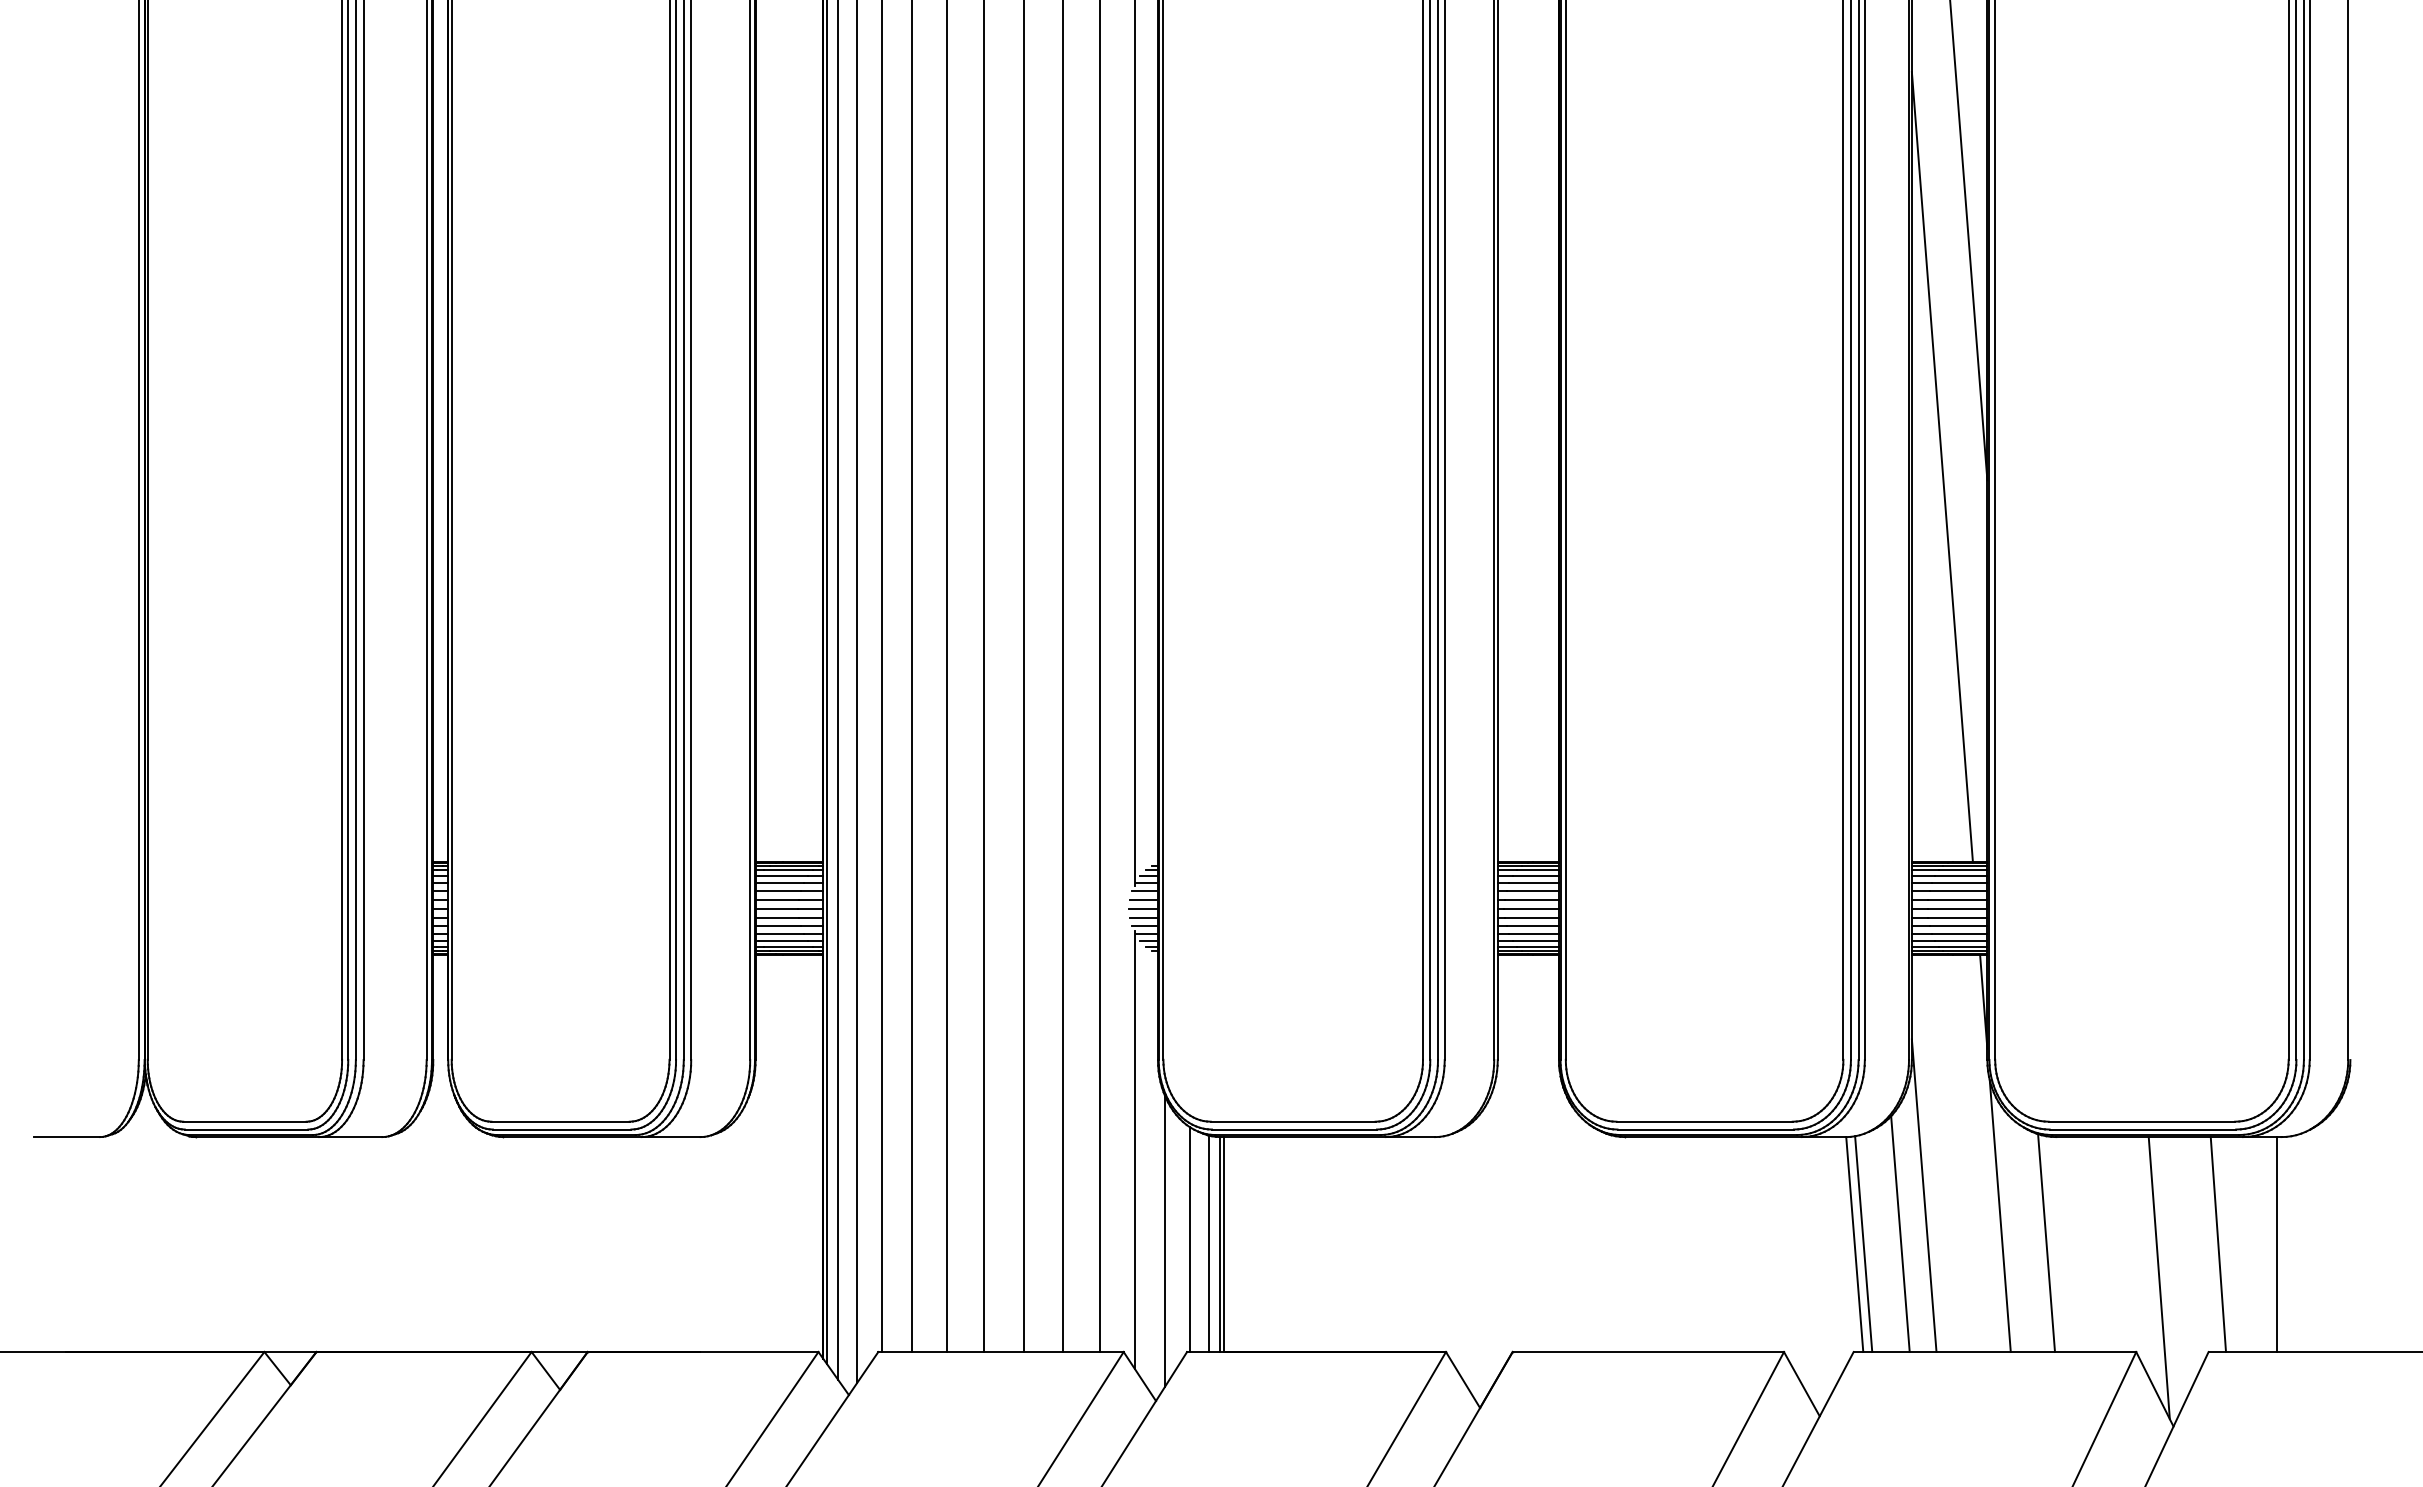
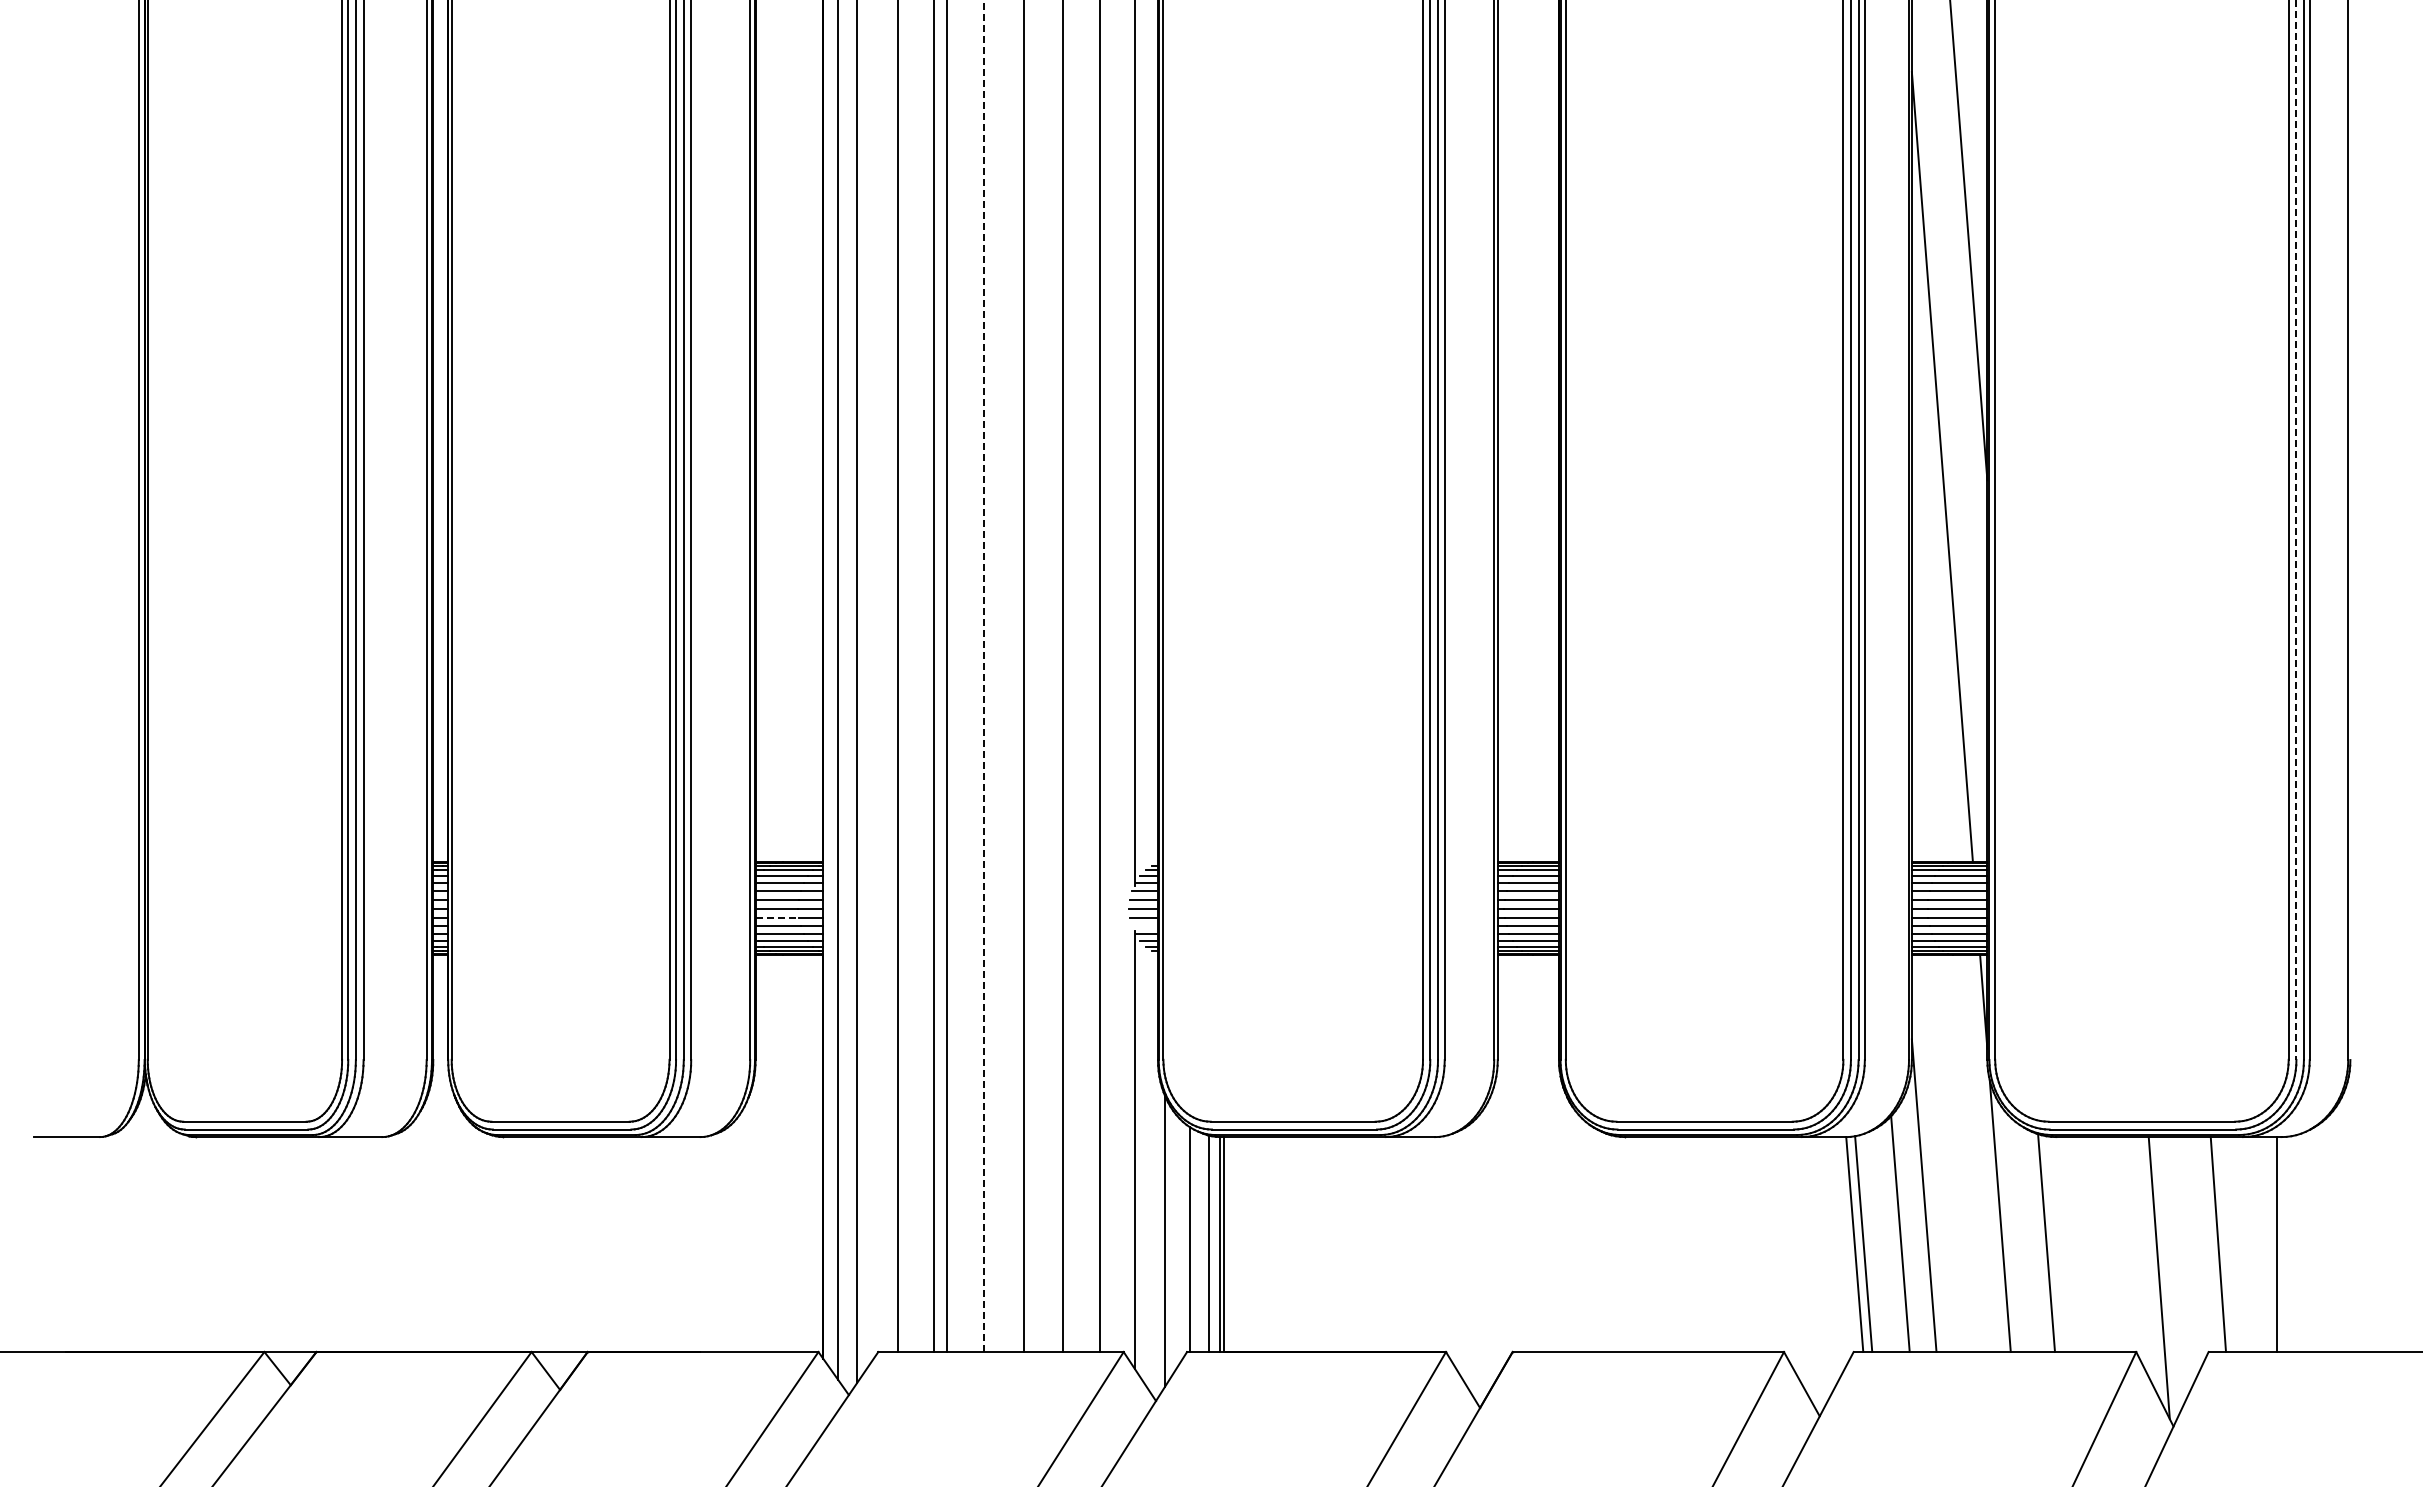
line: solid -> dashed (2296, 530)
line: solid -> dashed (984, 676)
line position: (881, 677) -> (897, 677) (897, 677)
line position: (912, 677) -> (934, 677) (934, 677)
line: present -> none (827, 683)
line: solid -> dashed (777, 917)
line: present -> none (1145, 926)
